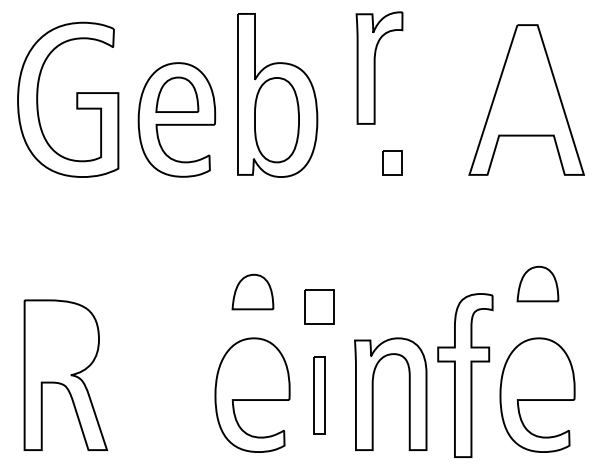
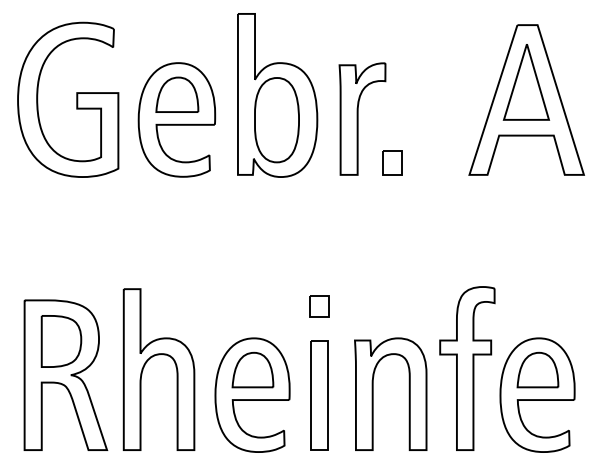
part position: (379, 67) -> (362, 118) (362, 118)
part: none -> present (526, 82)
part position: (537, 283) -> (537, 369) (537, 369)
part position: (252, 291) -> (252, 369) (252, 369)
part size: 31x36 px -> 21x23 px (319, 306)
part: none -> present (61, 341)
part: none -> present (151, 358)
part position: (465, 375) -> (467, 368) (467, 368)
part size: 13x79 px -> 19x111 px (319, 395)
